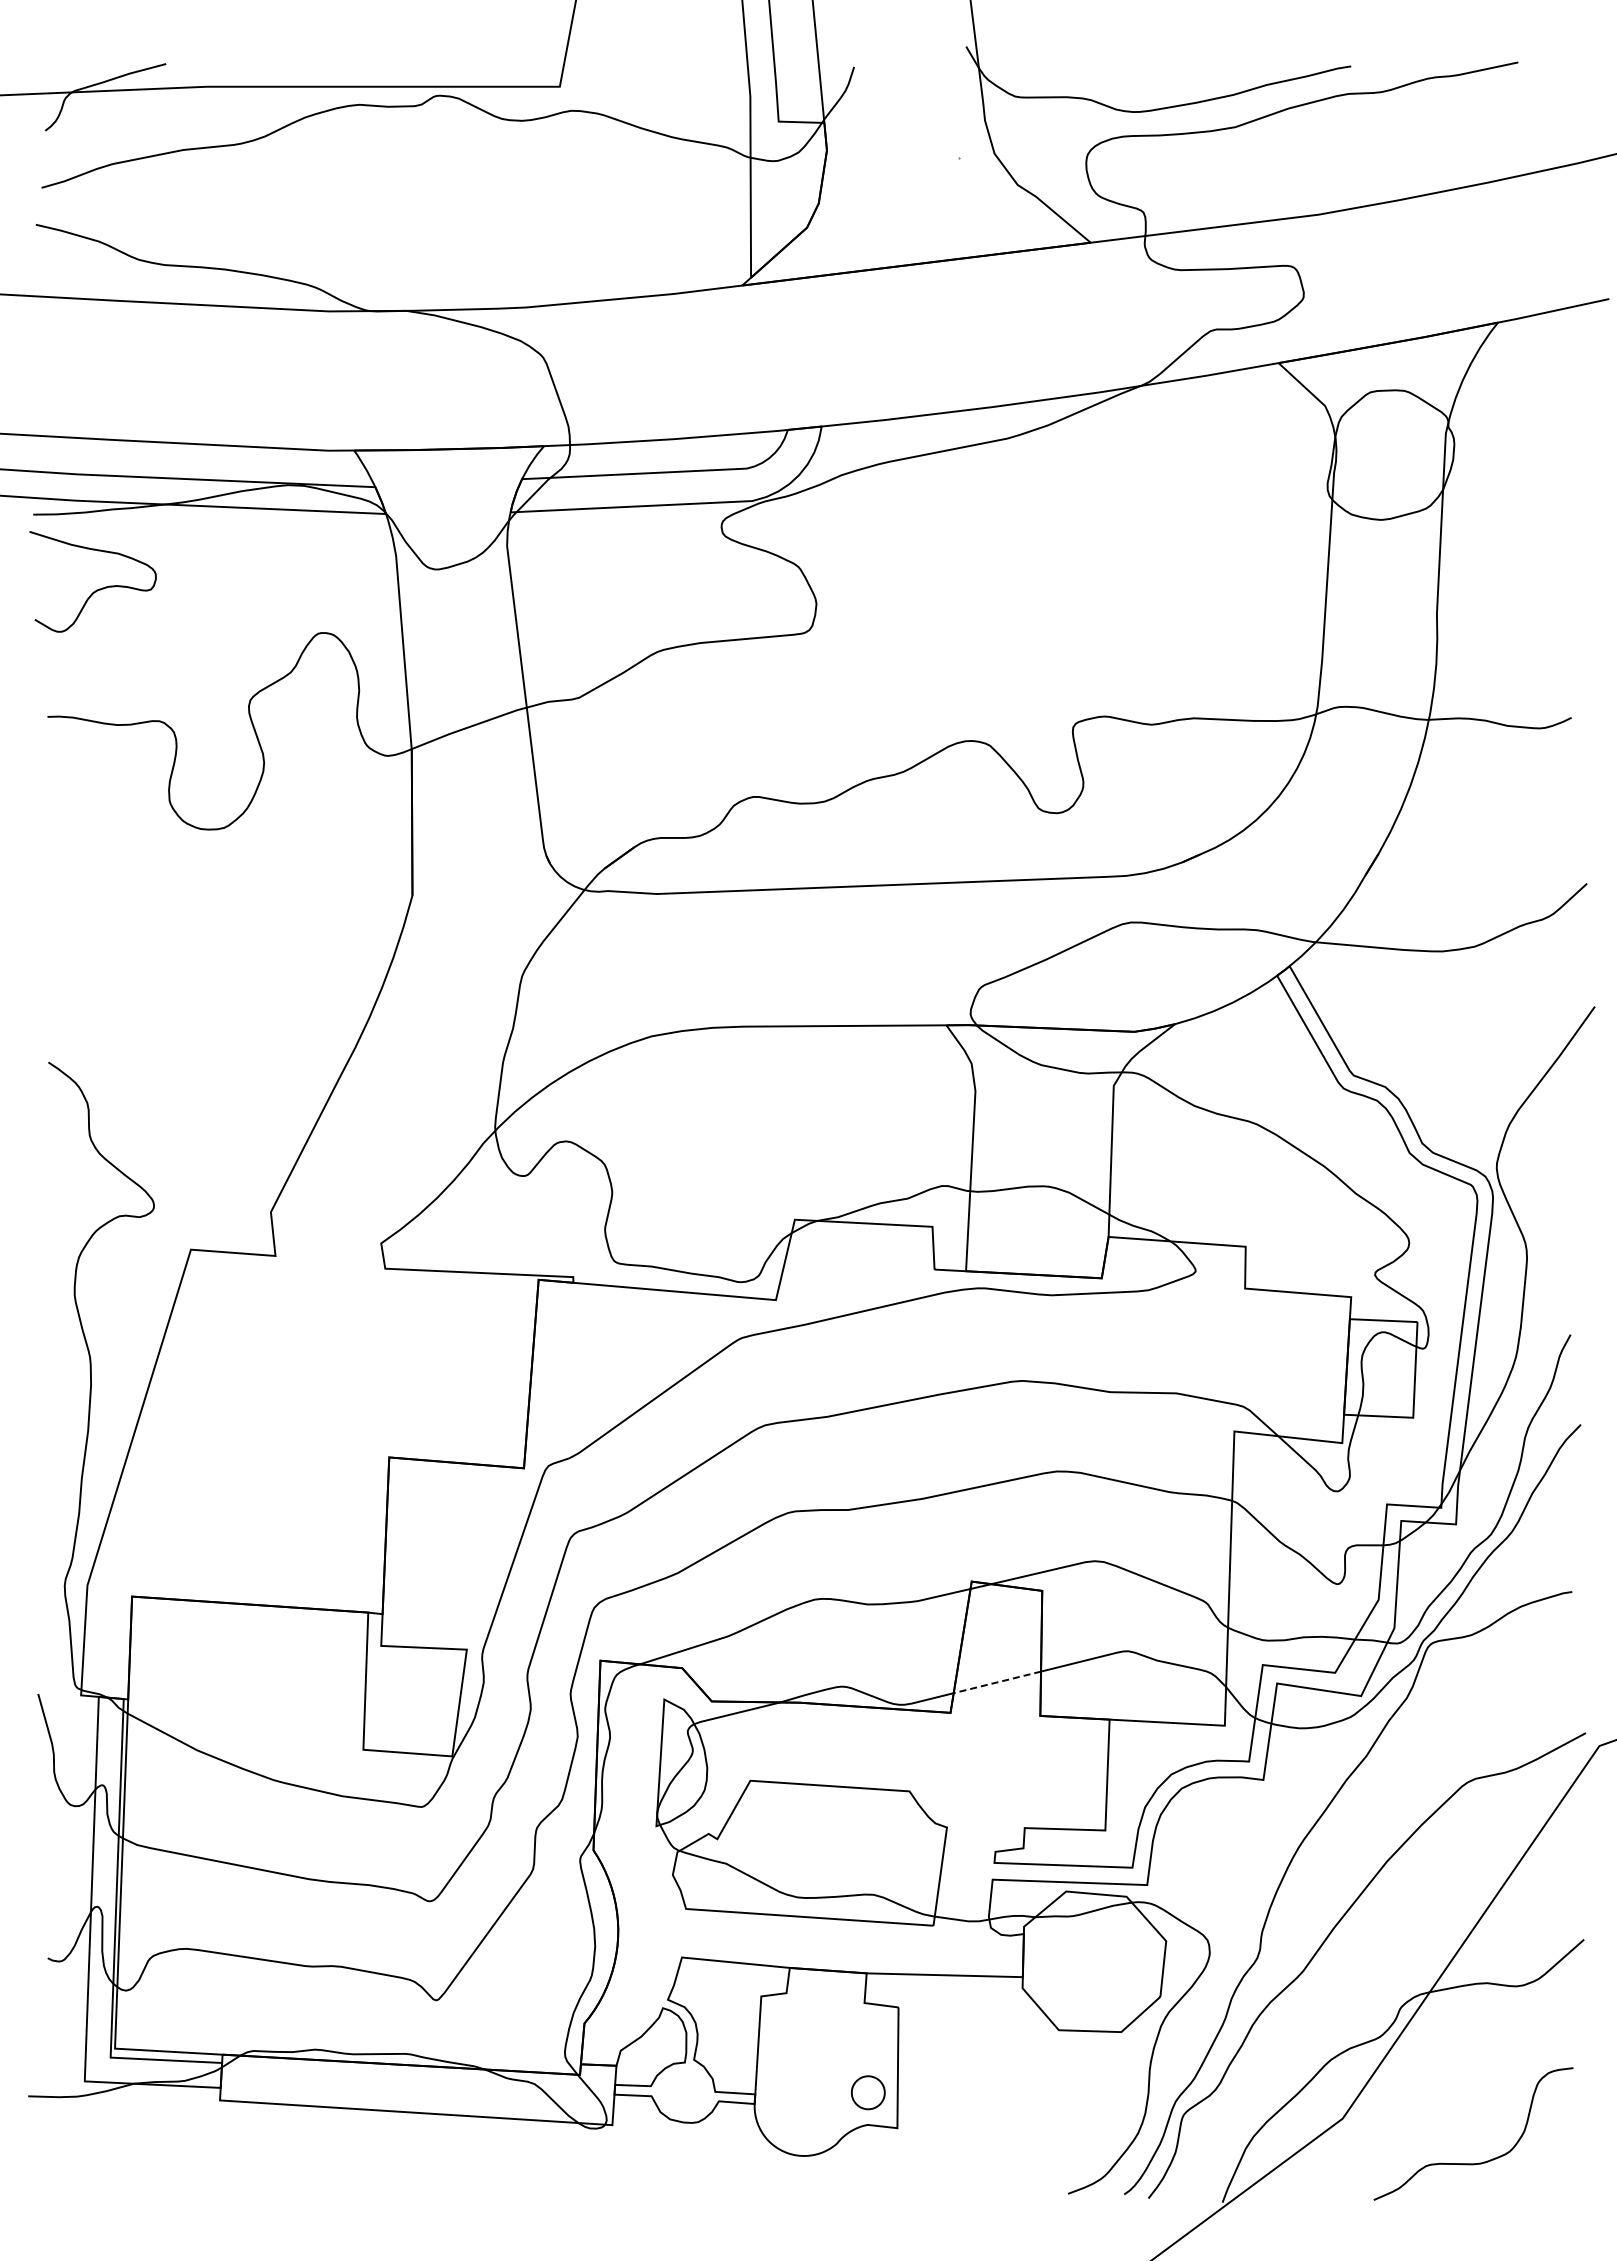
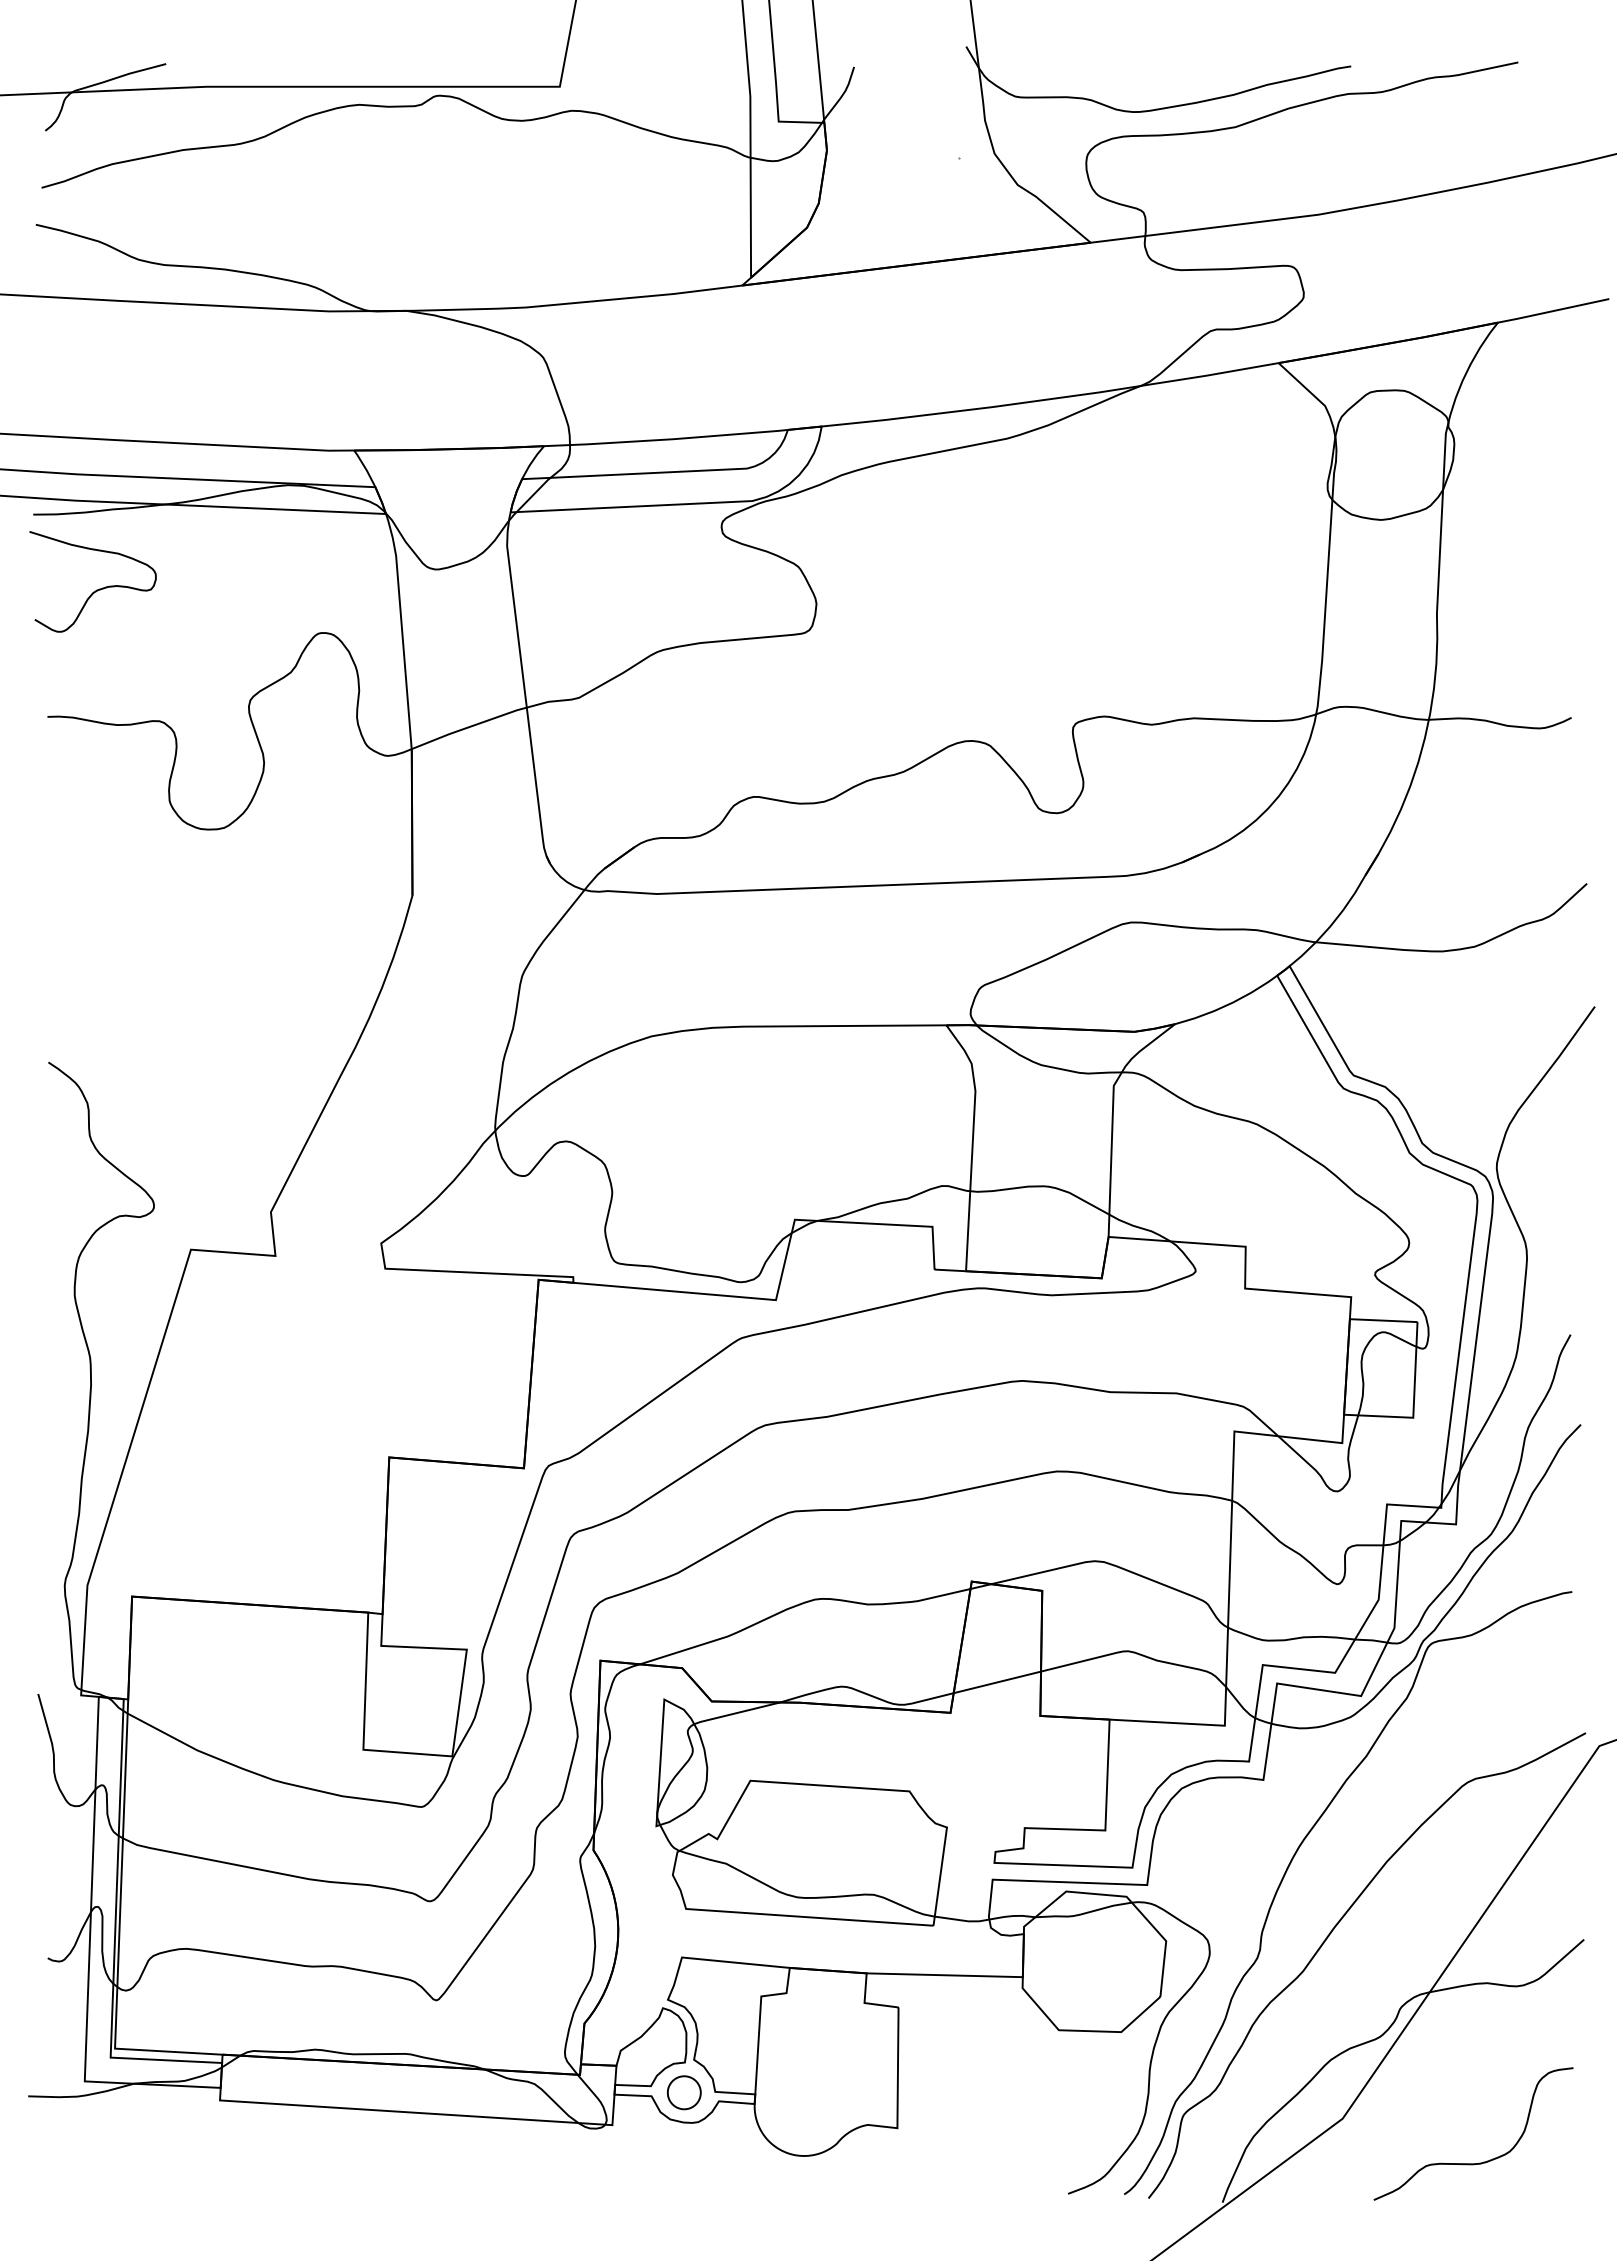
line: dashed -> solid (997, 1682)
part position: (867, 2092) -> (683, 2092) (683, 2092)
